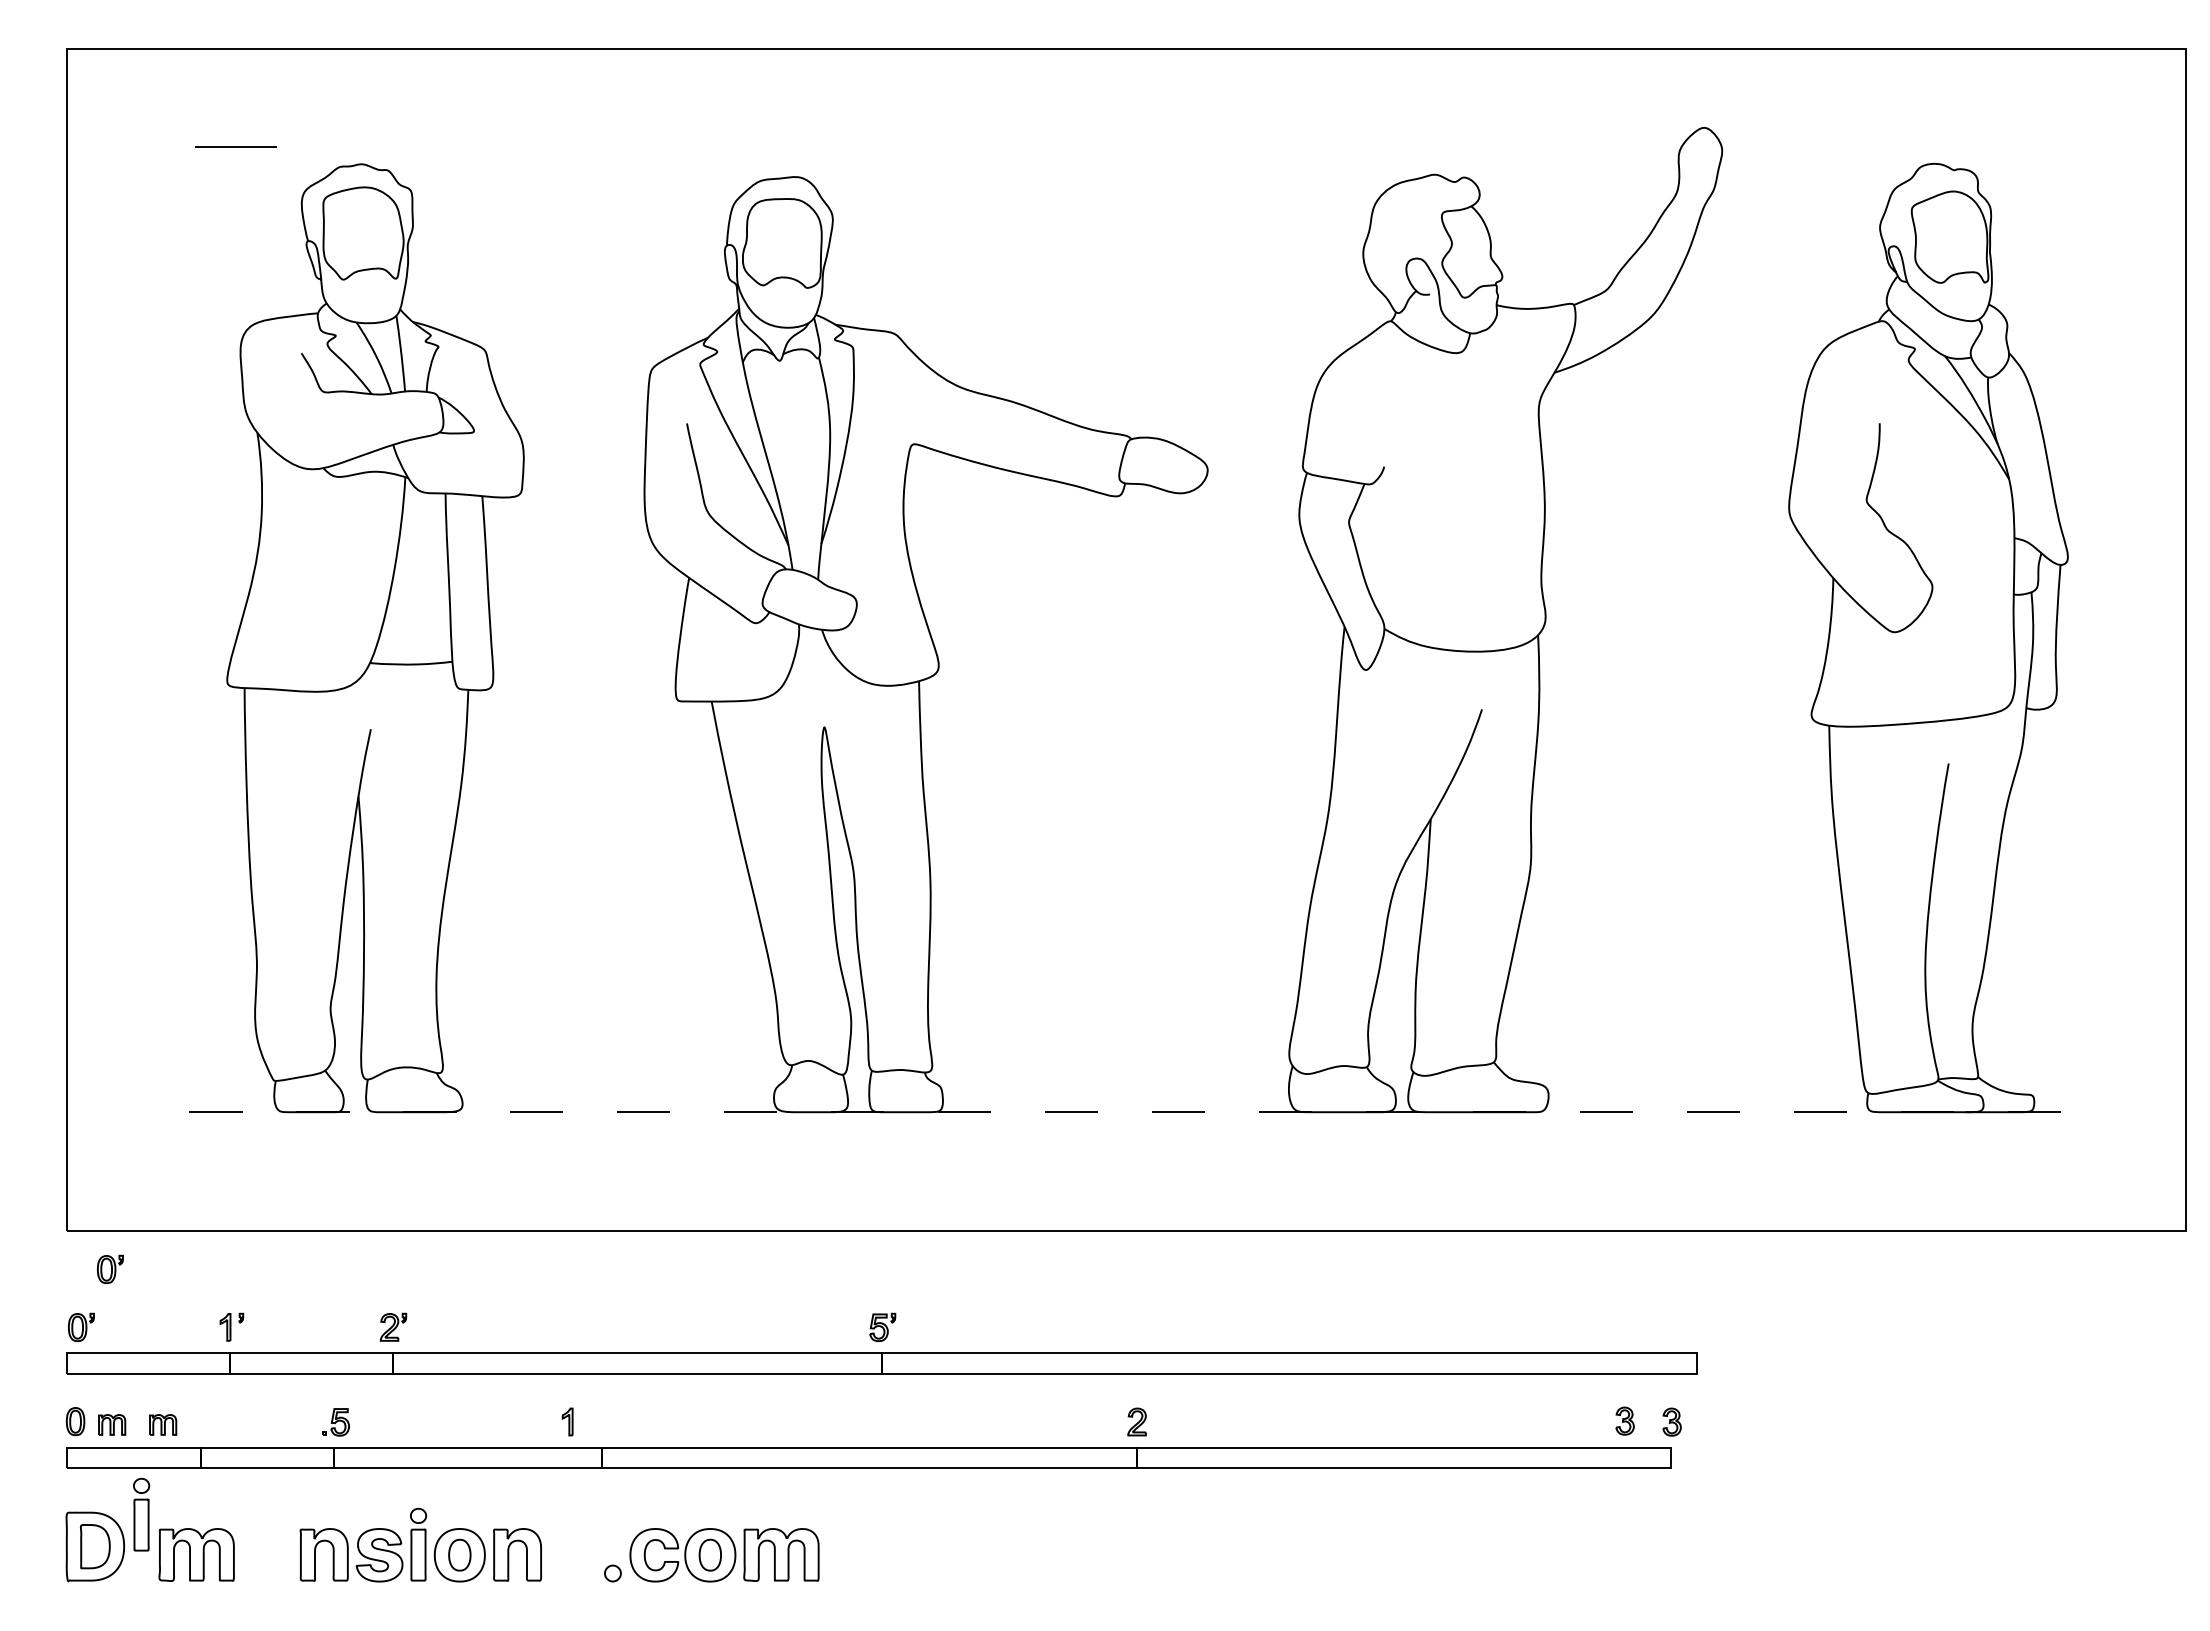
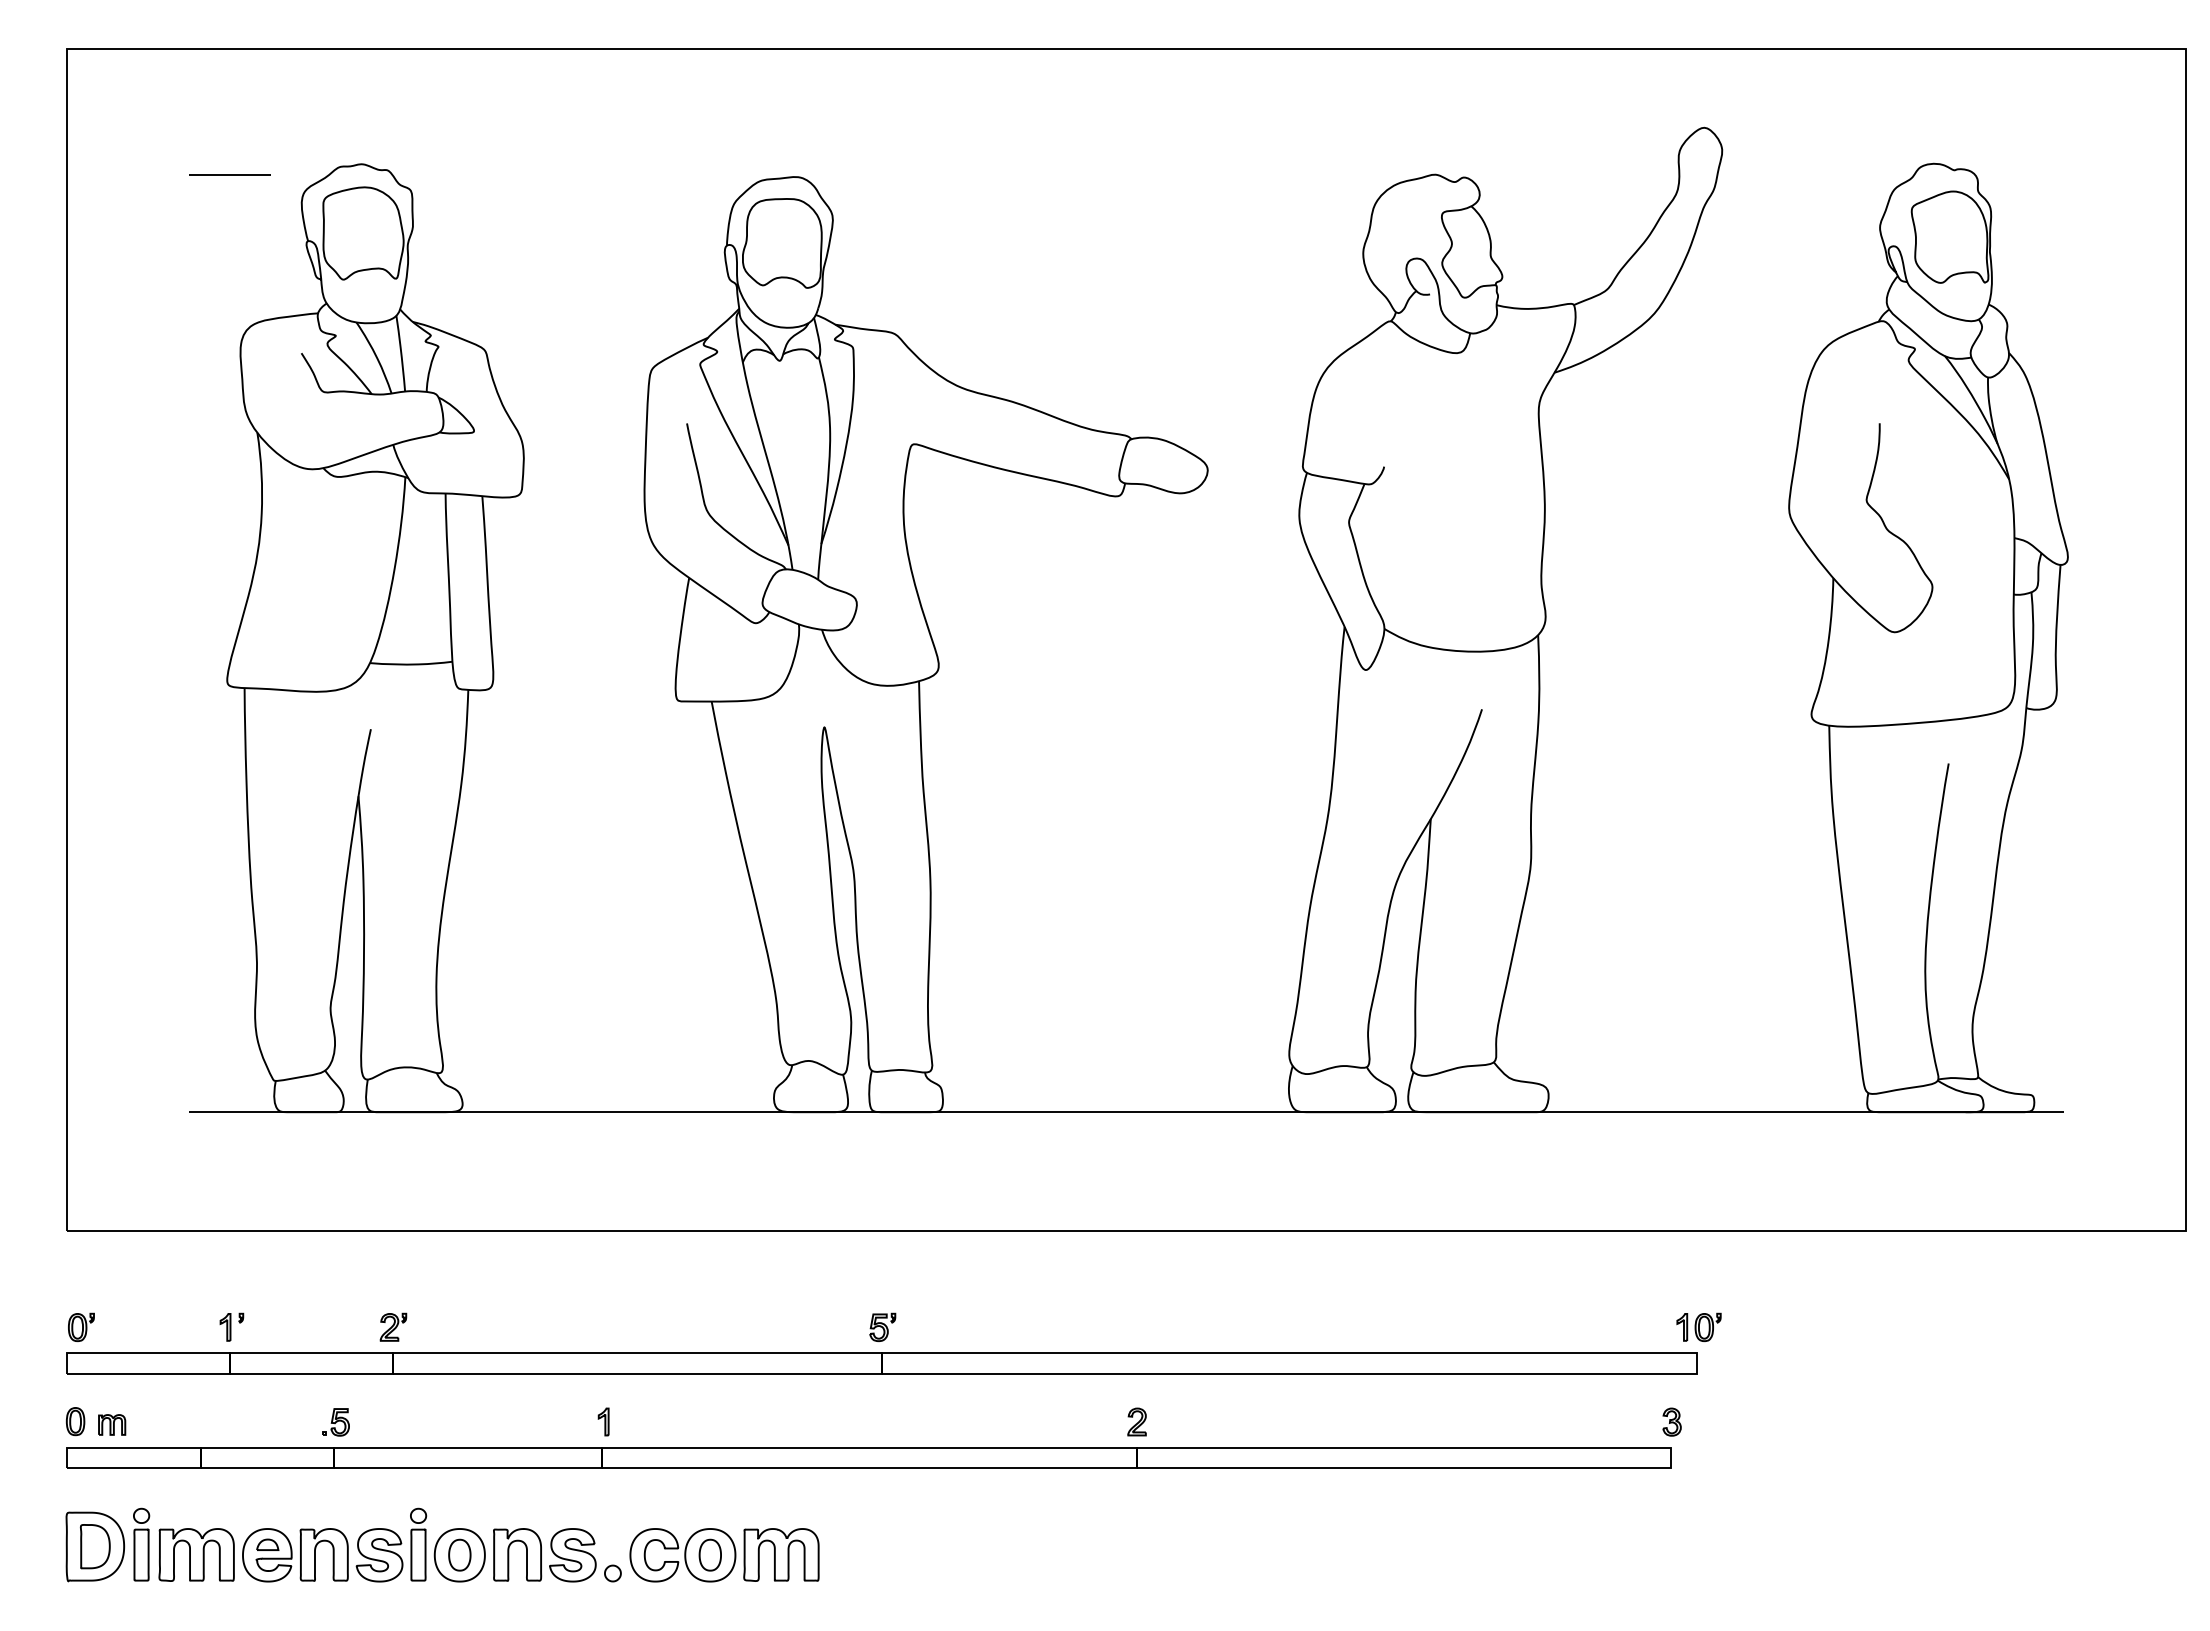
line position: (235, 146) -> (229, 174) (229, 174)
line: dashed -> solid (1126, 1112)
part: present -> none (110, 1269)
part: none -> present (1698, 1327)
part: present -> none (1624, 1420)
part position: (567, 1421) -> (603, 1421) (603, 1421)
part: present -> none (163, 1424)
part position: (141, 1514) -> (141, 1544) (141, 1544)
part: none -> present (267, 1555)
part: none -> present (572, 1555)
